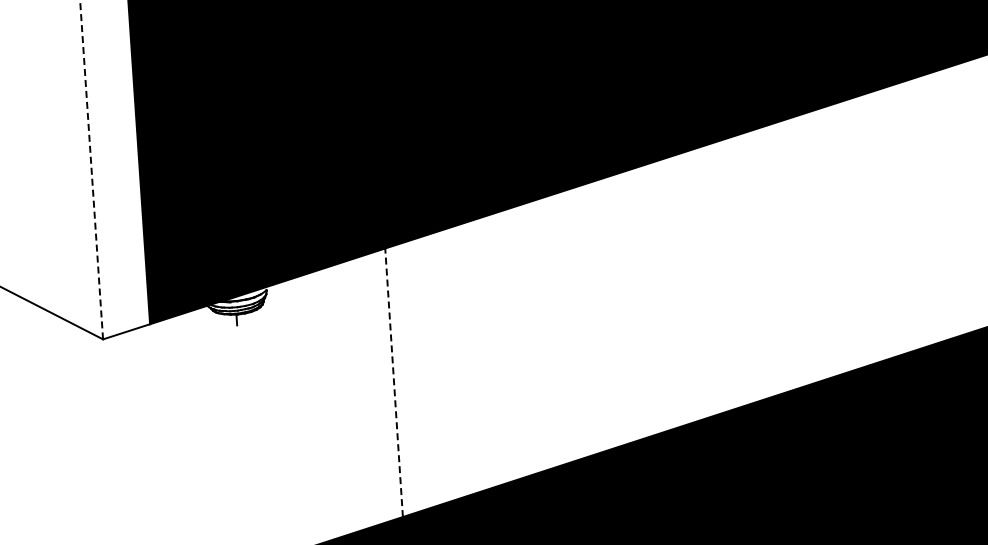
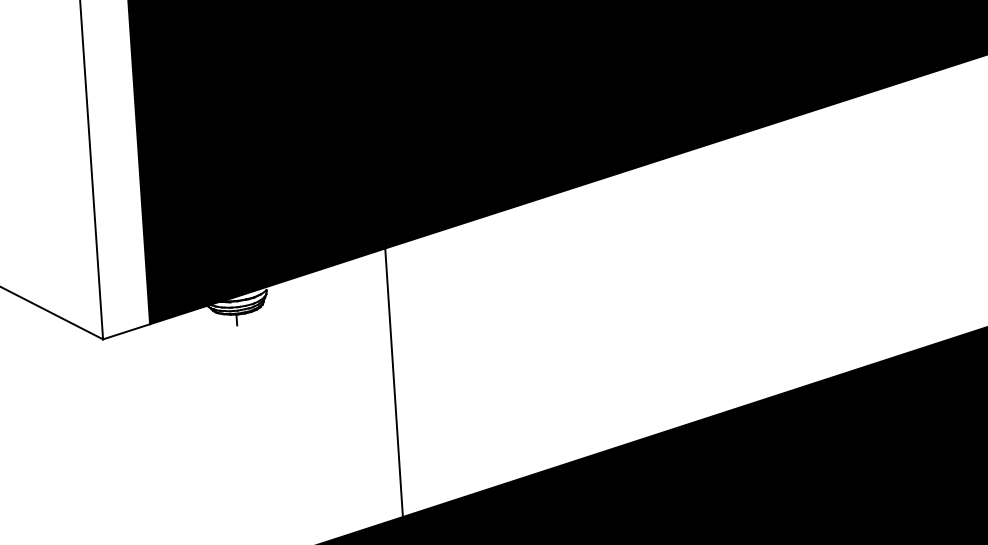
line: dashed -> solid (91, 169)
line: dashed -> solid (394, 382)
